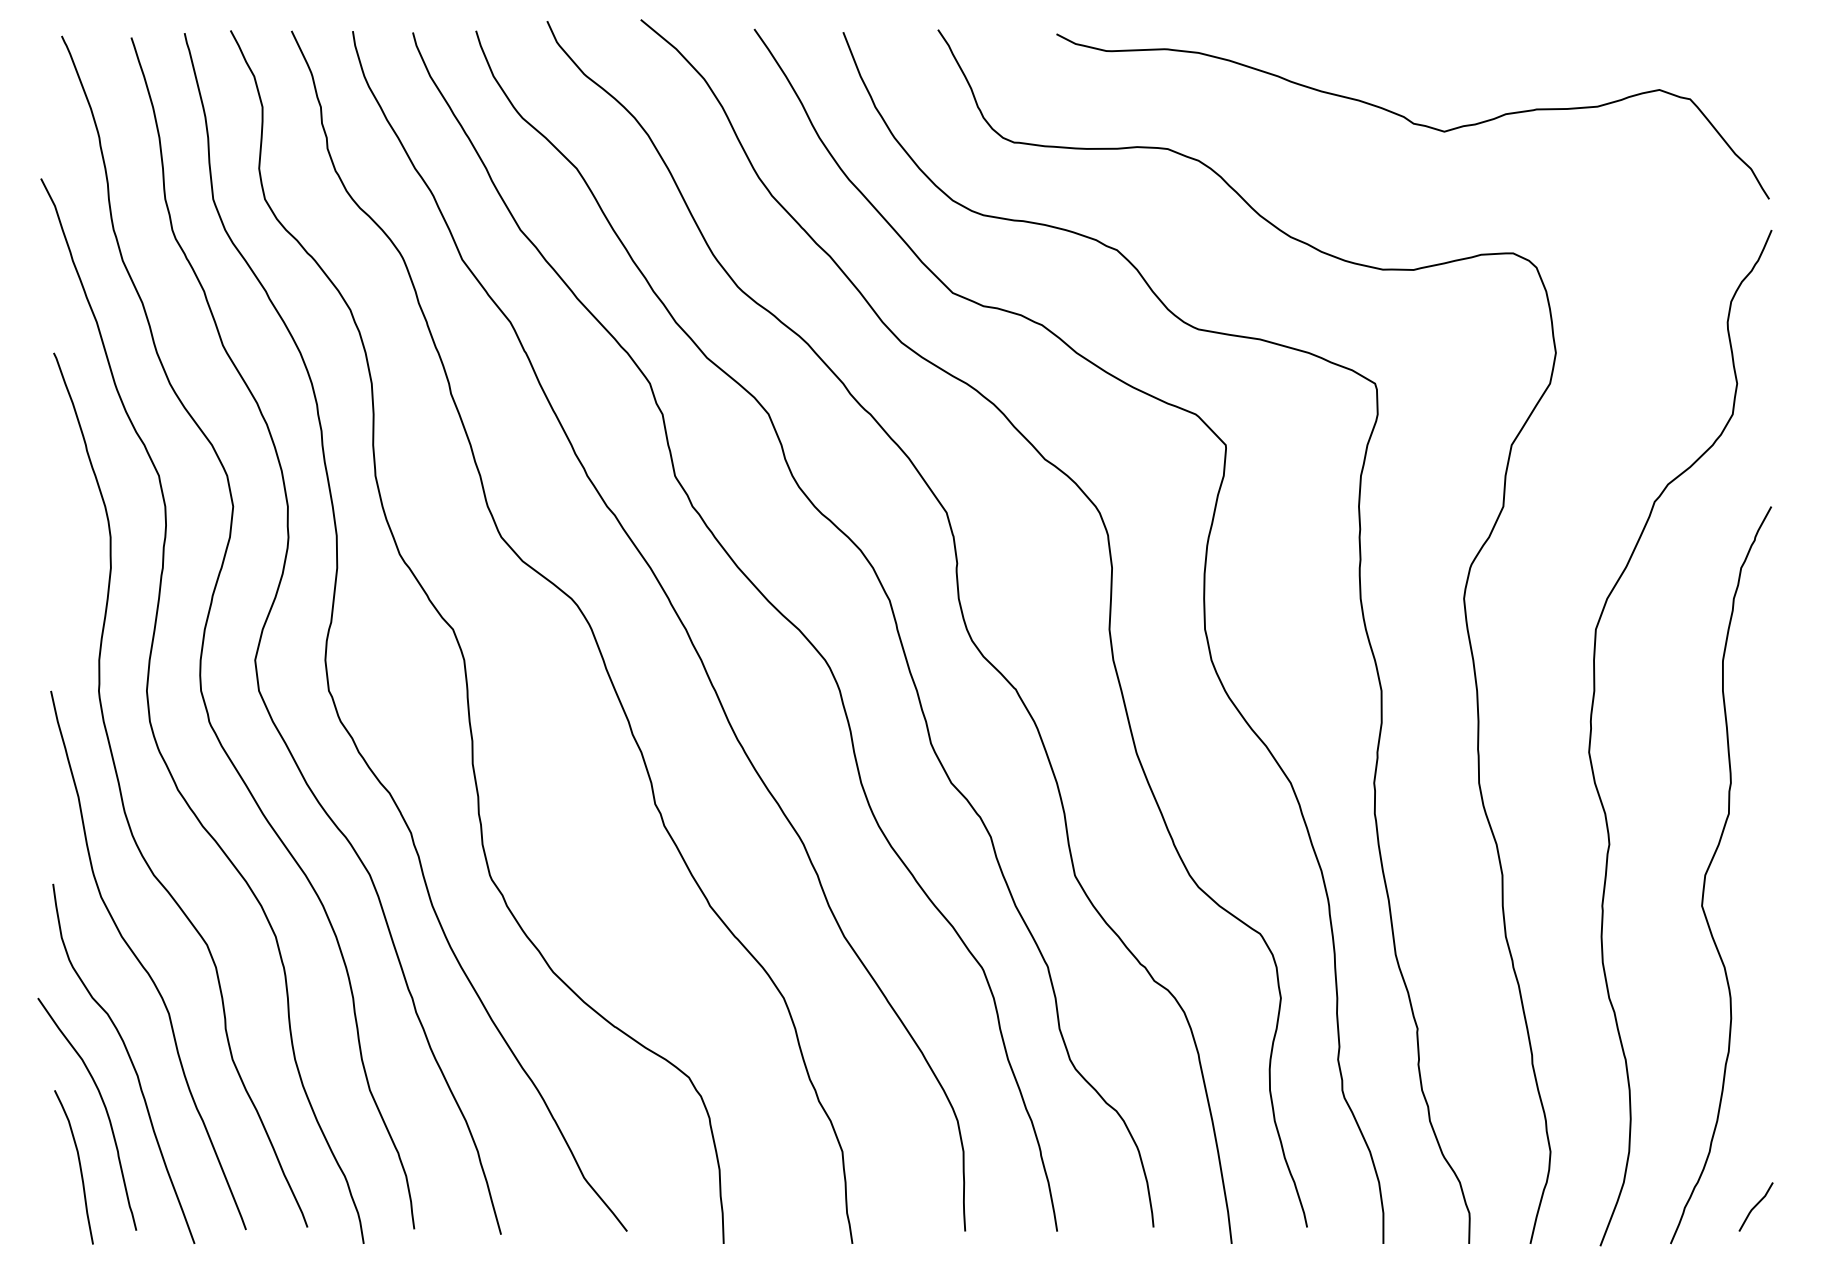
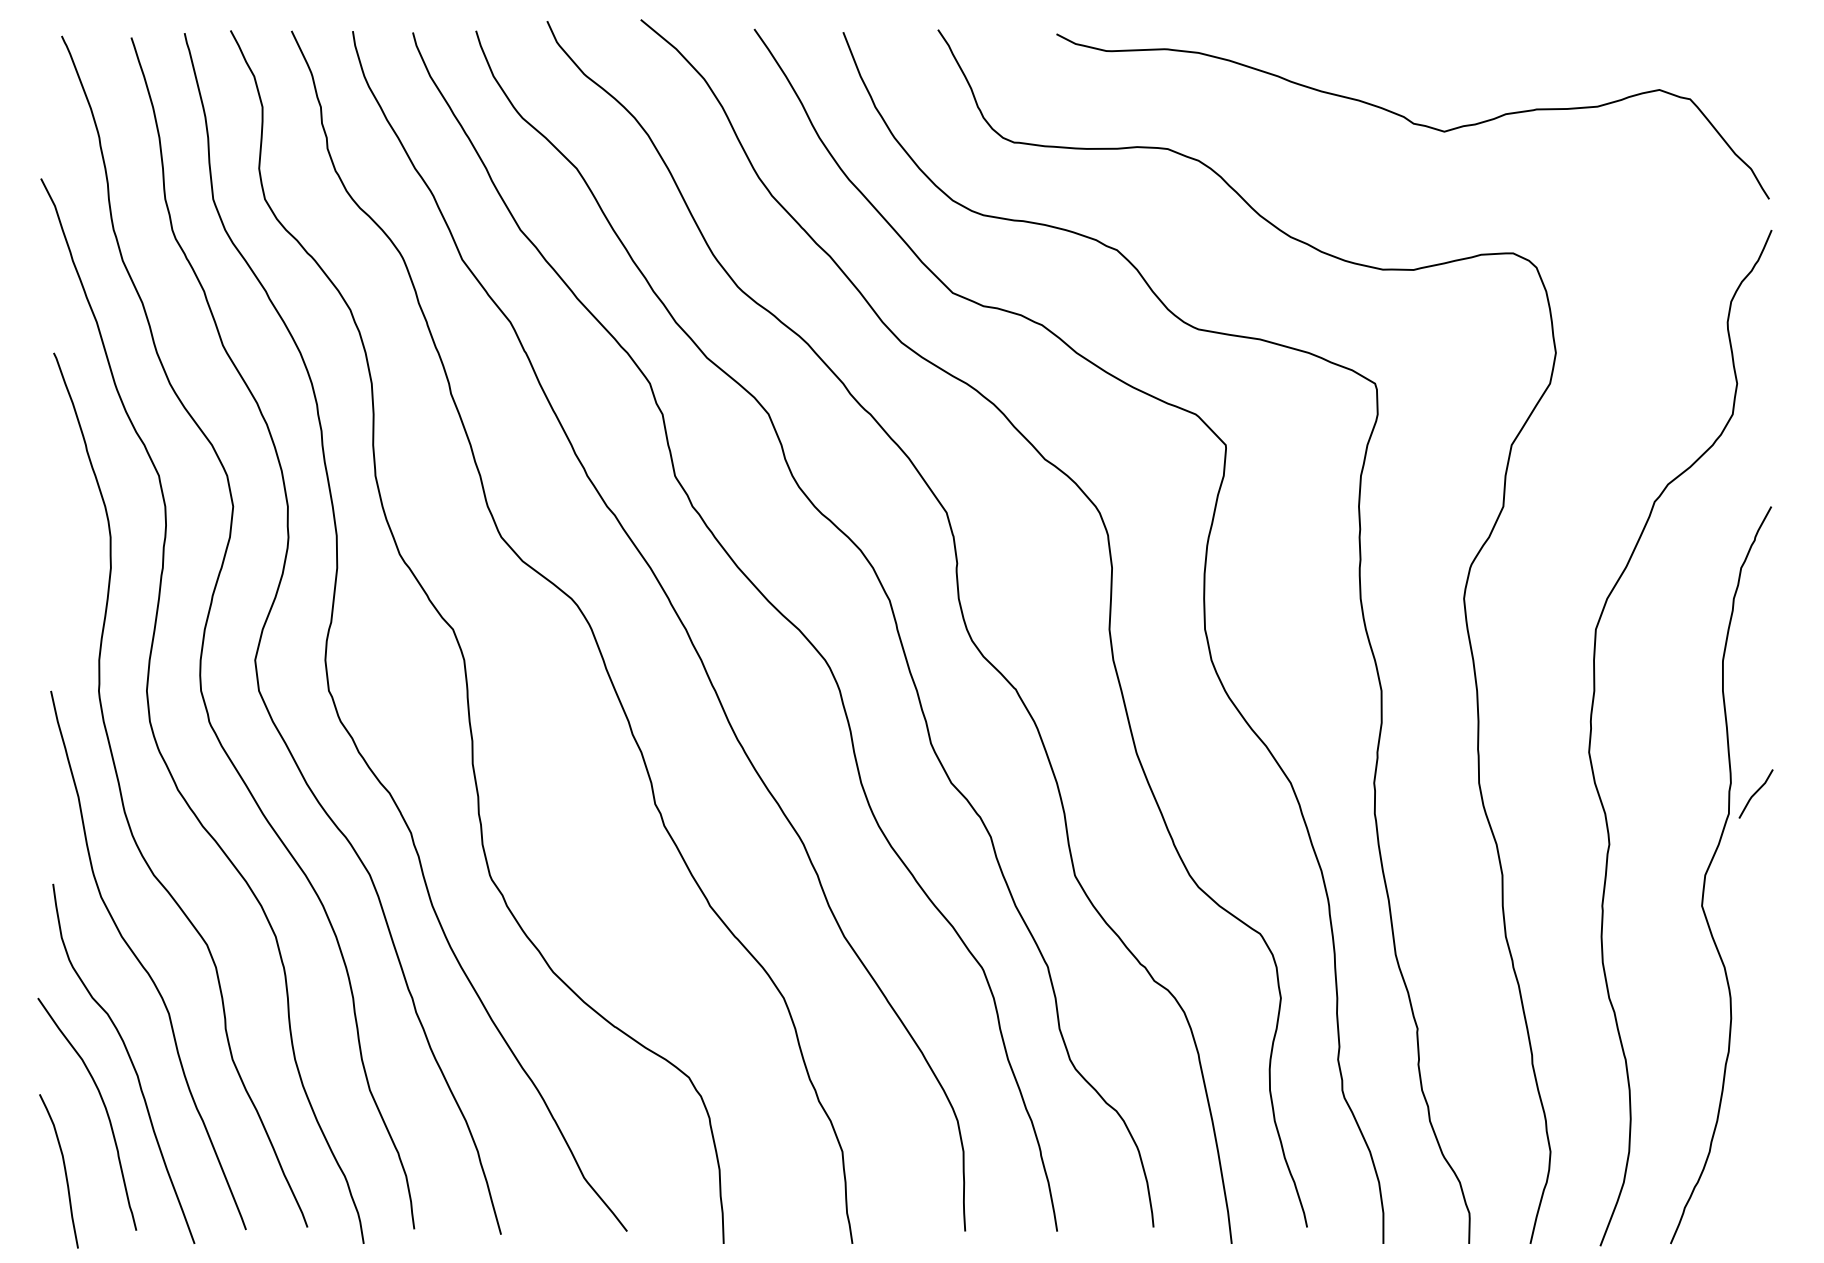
curve position: (79, 1167) -> (64, 1171) (64, 1171)
line position: (1755, 1206) -> (1755, 793) (1755, 793)
